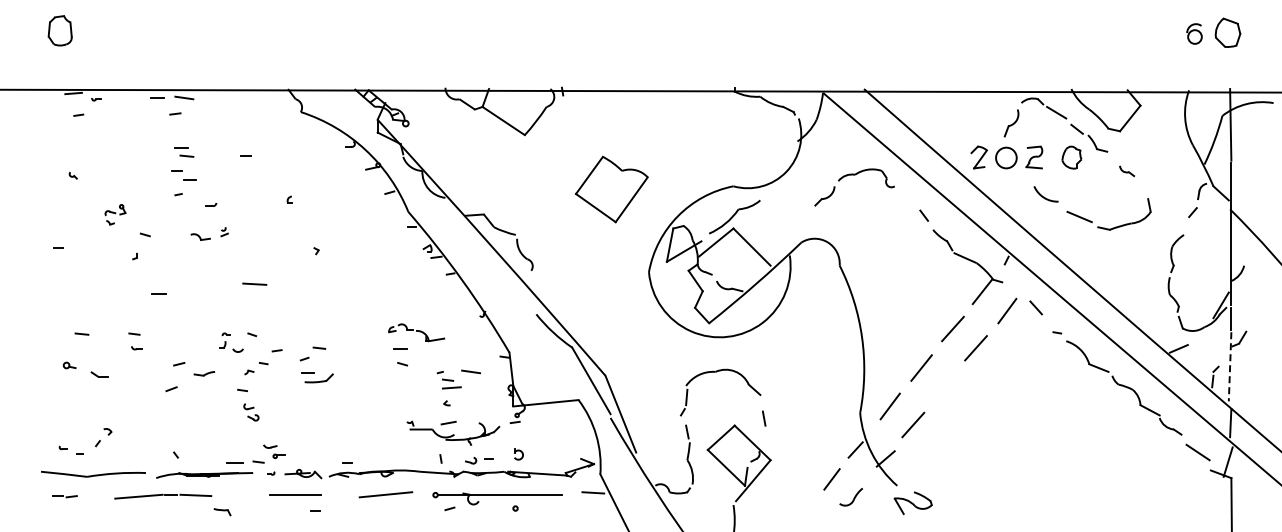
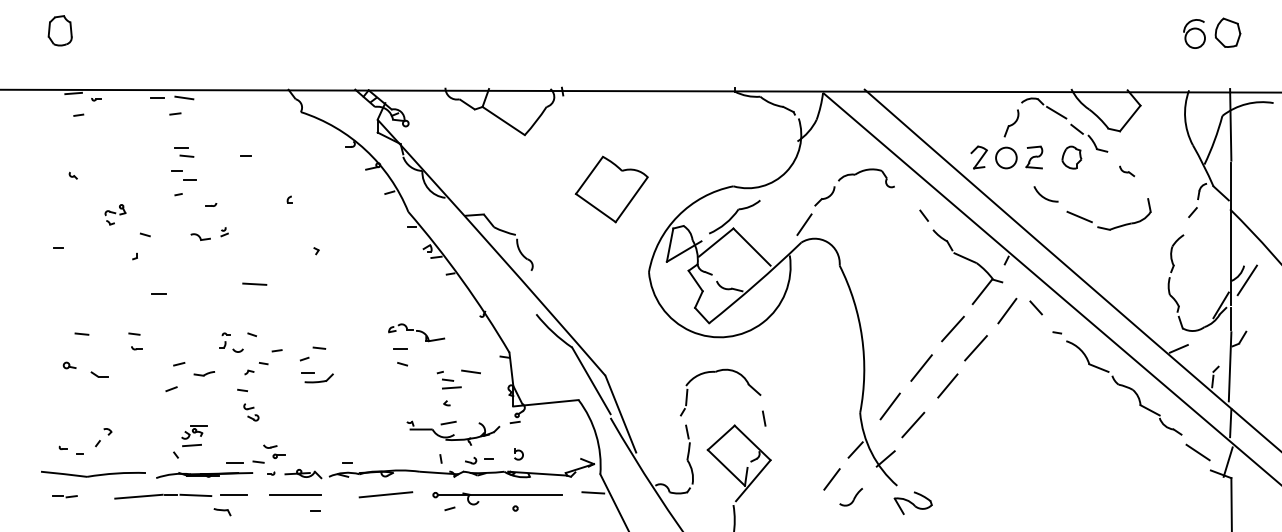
part size: 17x22 px -> 23x30 px (1194, 33)
line: none -> present (804, 224)
line: none -> present (1246, 280)
line: dashed -> solid (1230, 366)
line: none -> present (947, 385)
part: none -> present (194, 436)
line: none -> present (233, 494)
